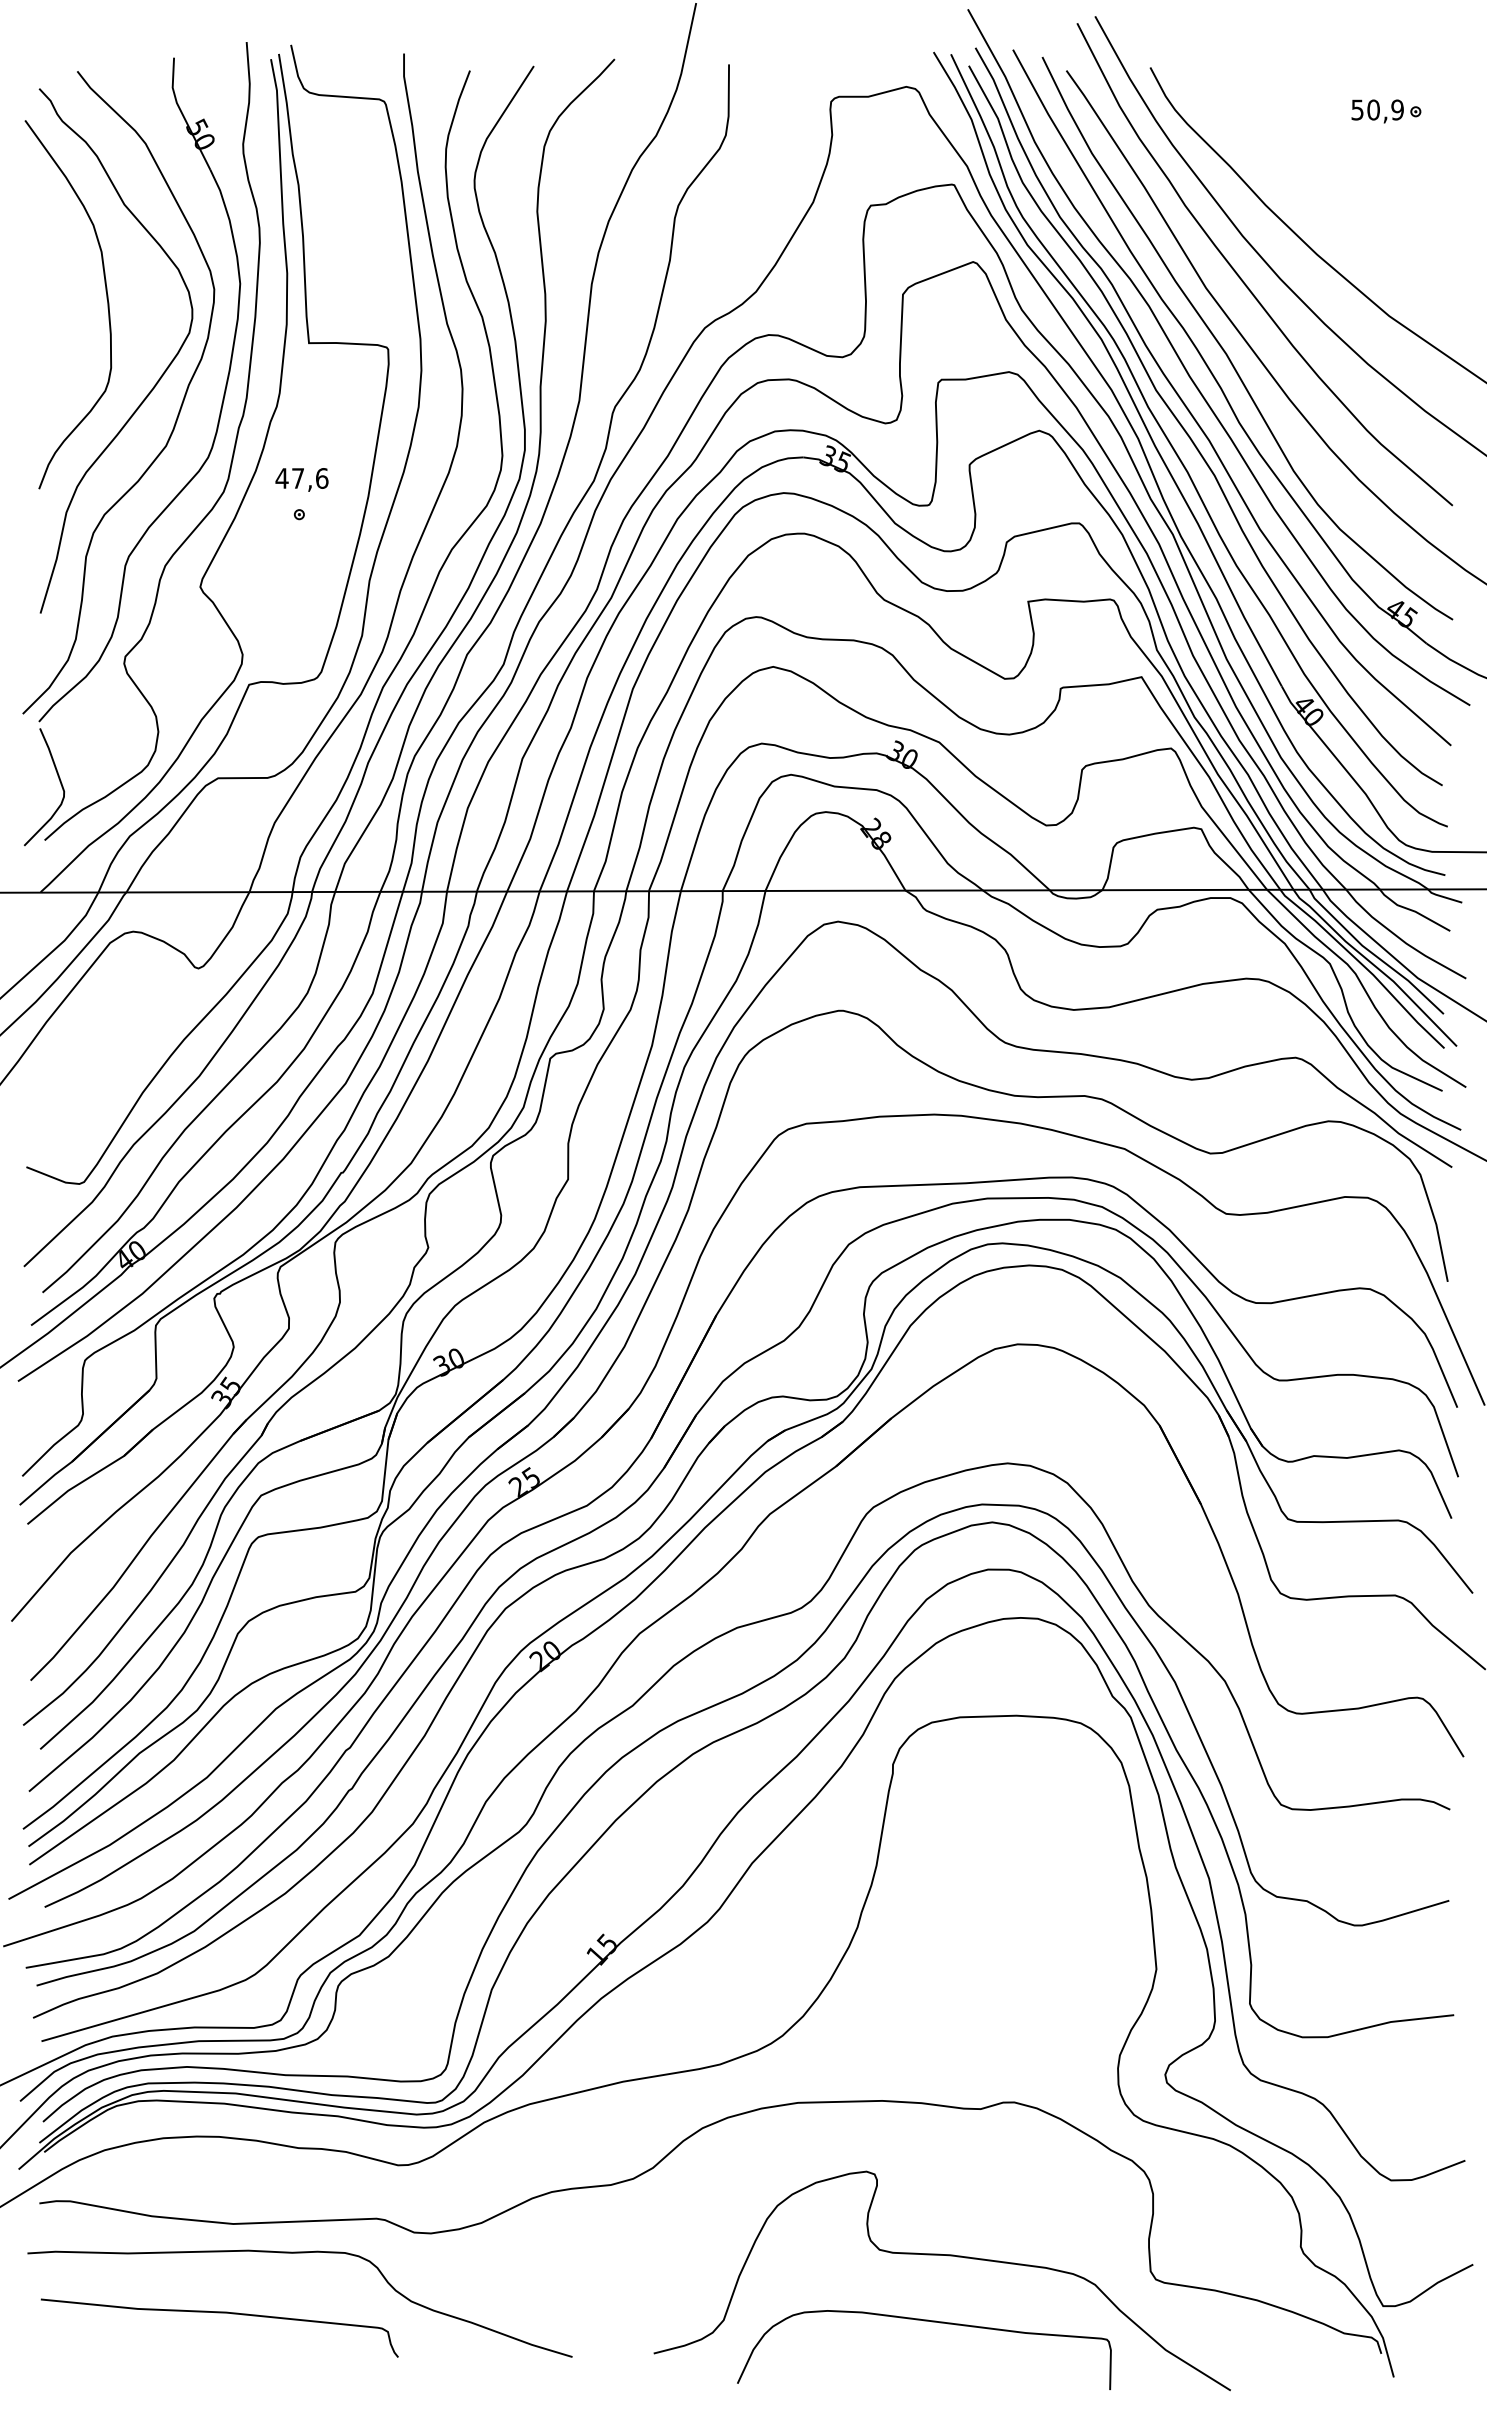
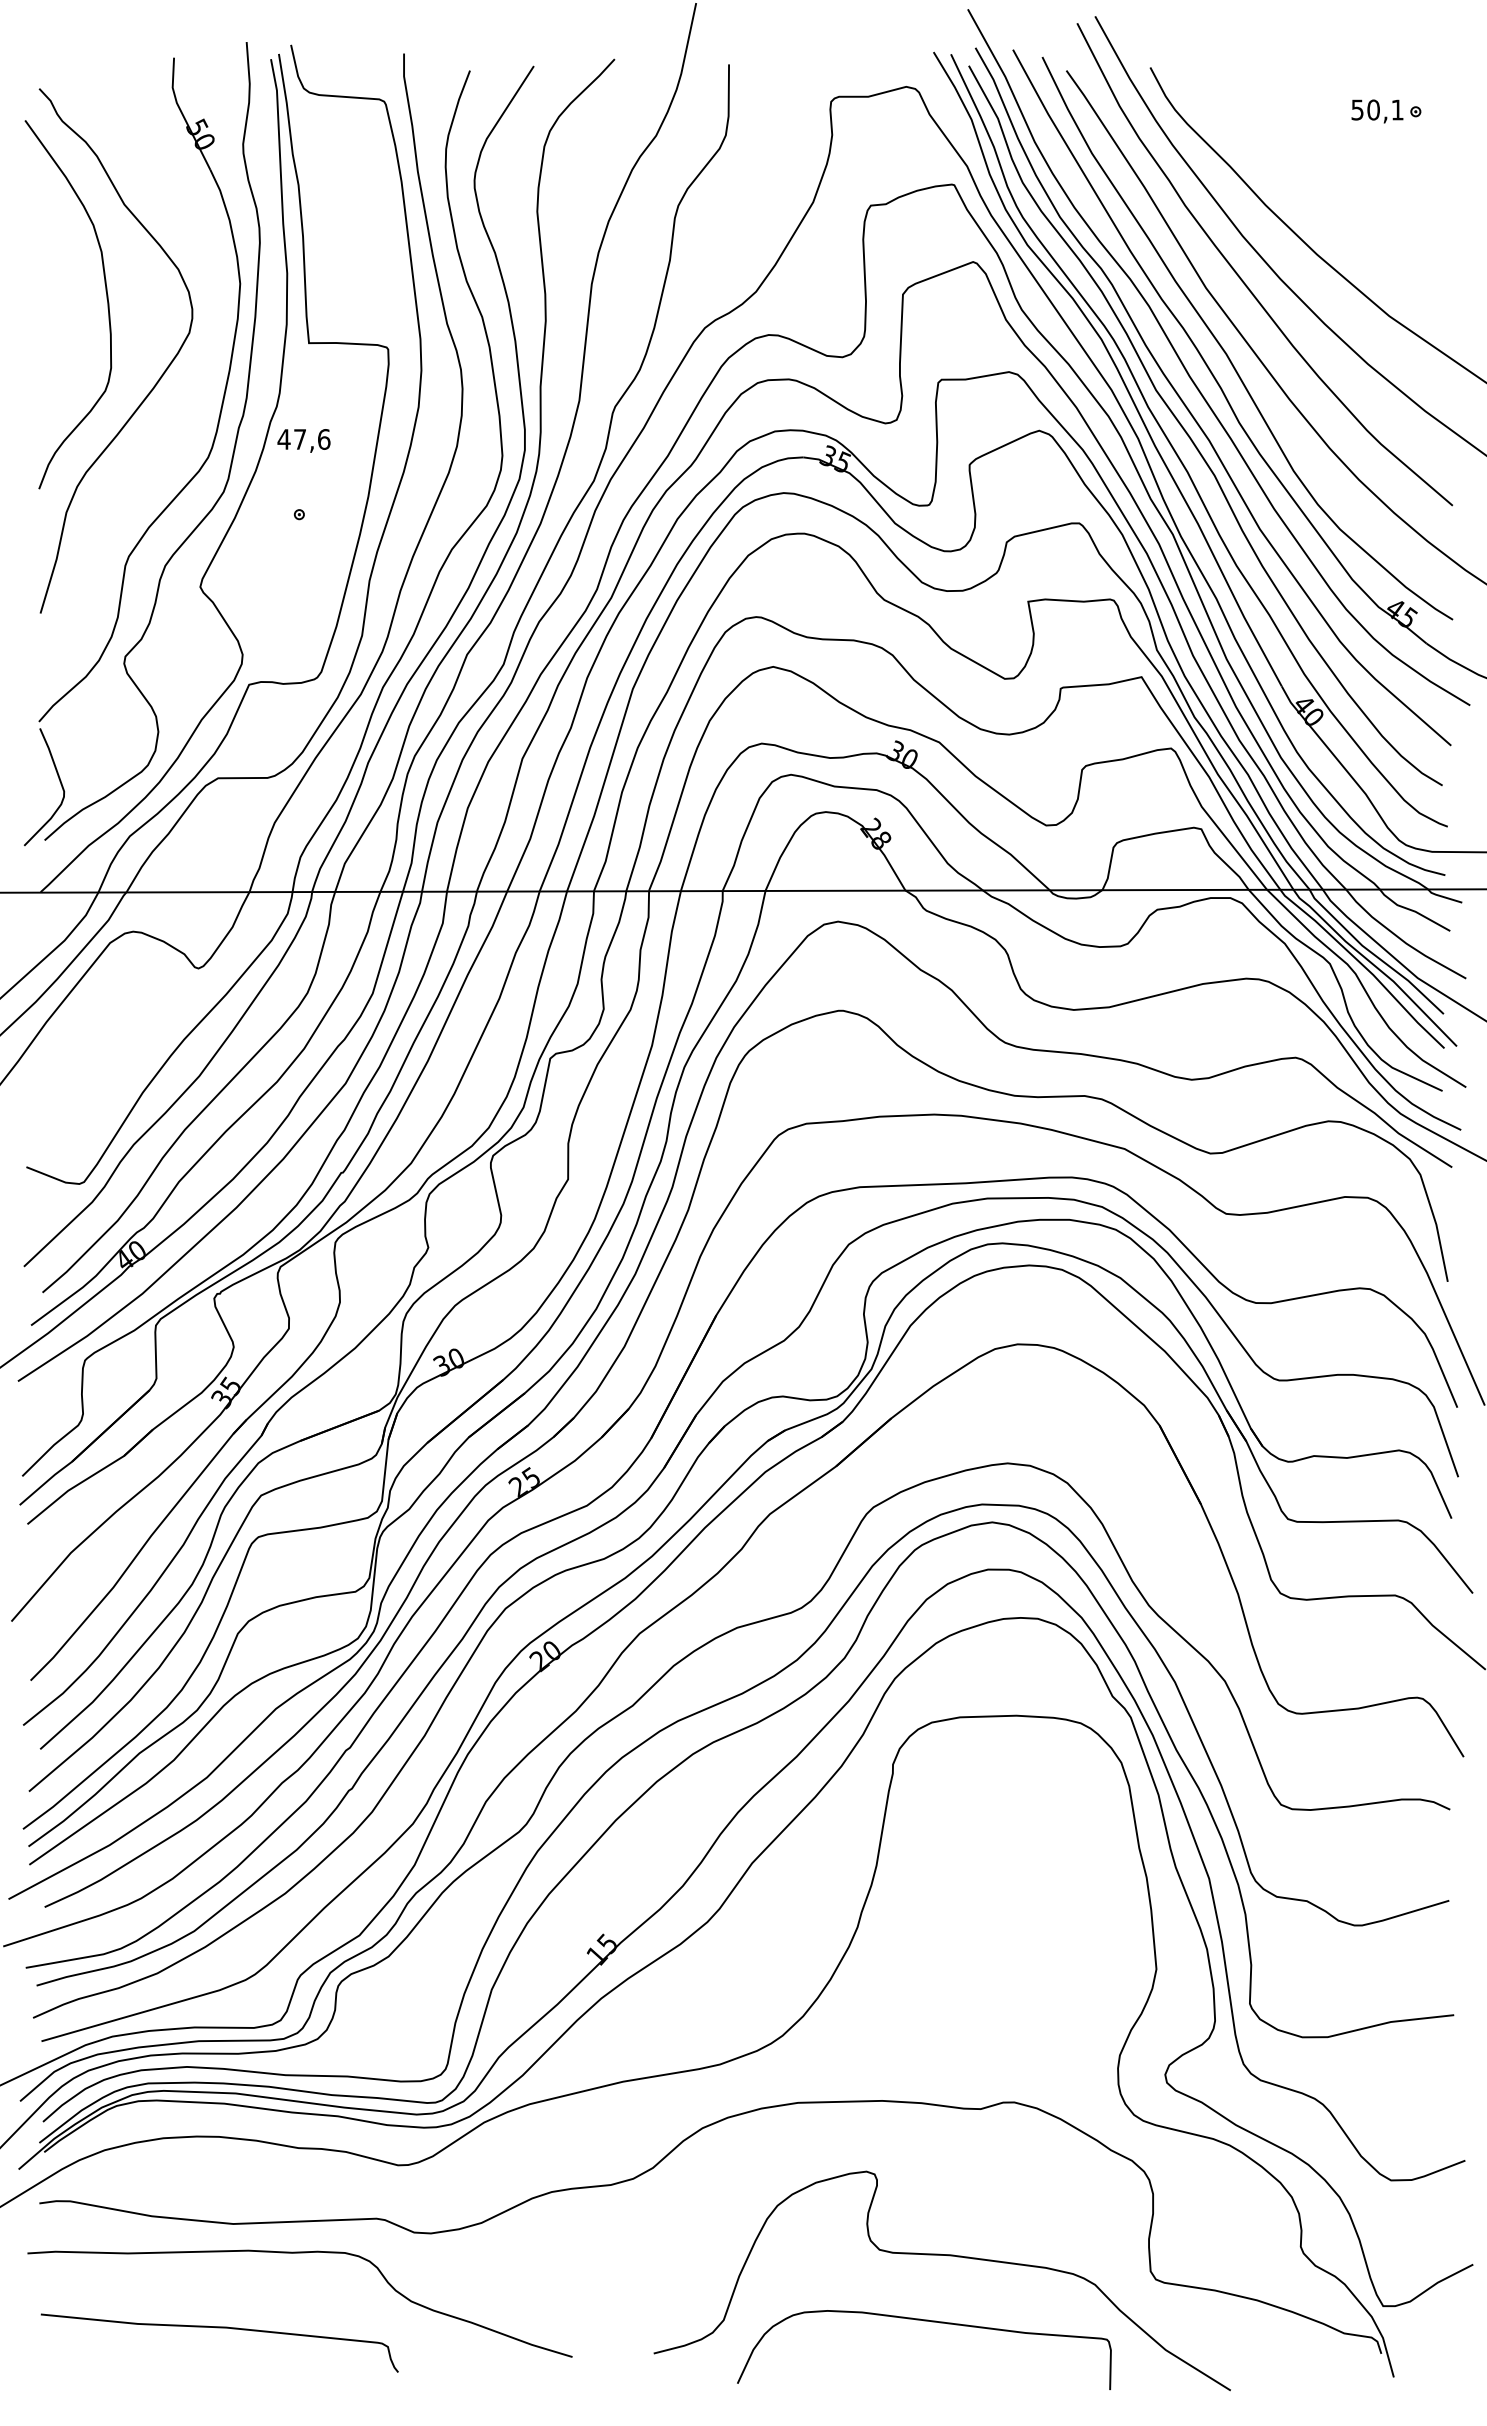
text: 50,9 -> 50,1 (1397, 109)
curve: present -> none (178, 411)
text position: (301, 479) -> (303, 440) (303, 440)
curve position: (219, 2313) -> (219, 2328) (219, 2328)
